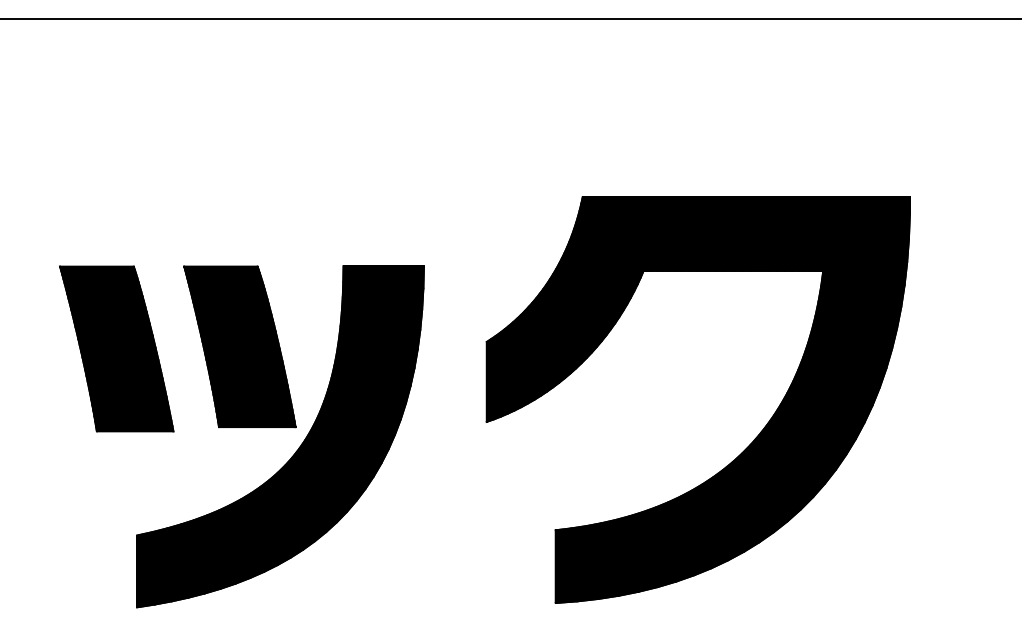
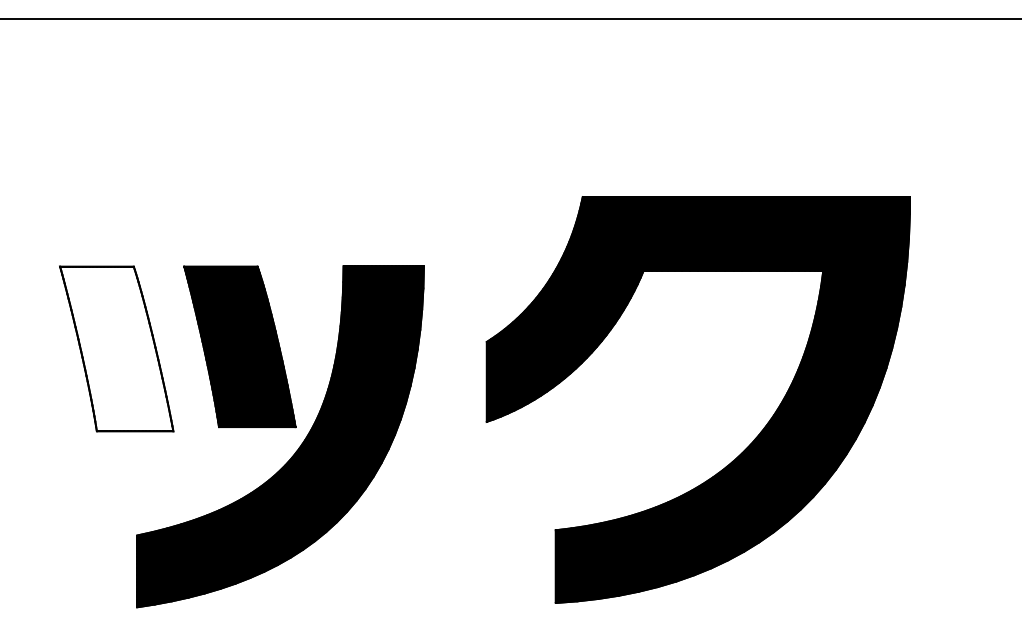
fill: present -> none (116, 348)
